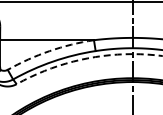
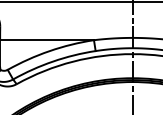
arc: dashed -> solid (49, 51)
arc: dashed -> solid (87, 58)
